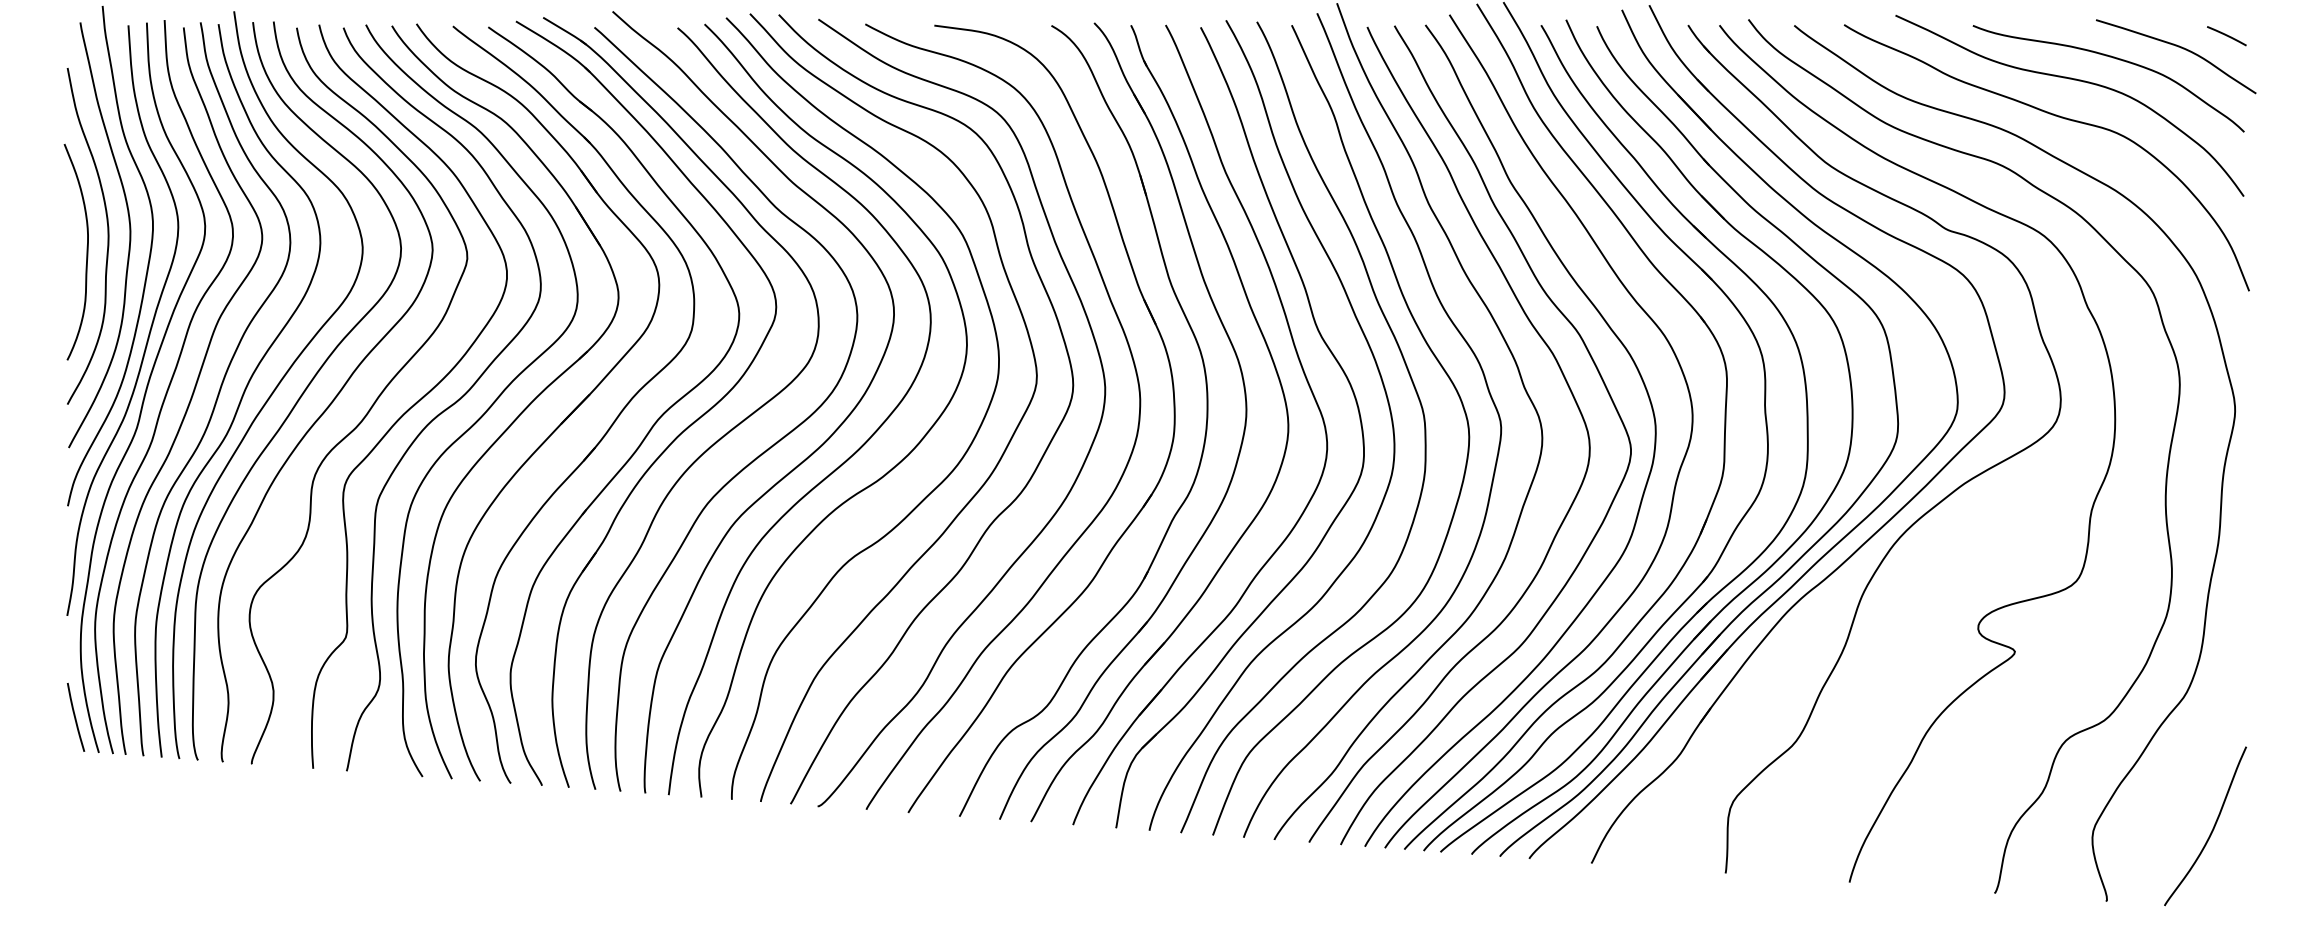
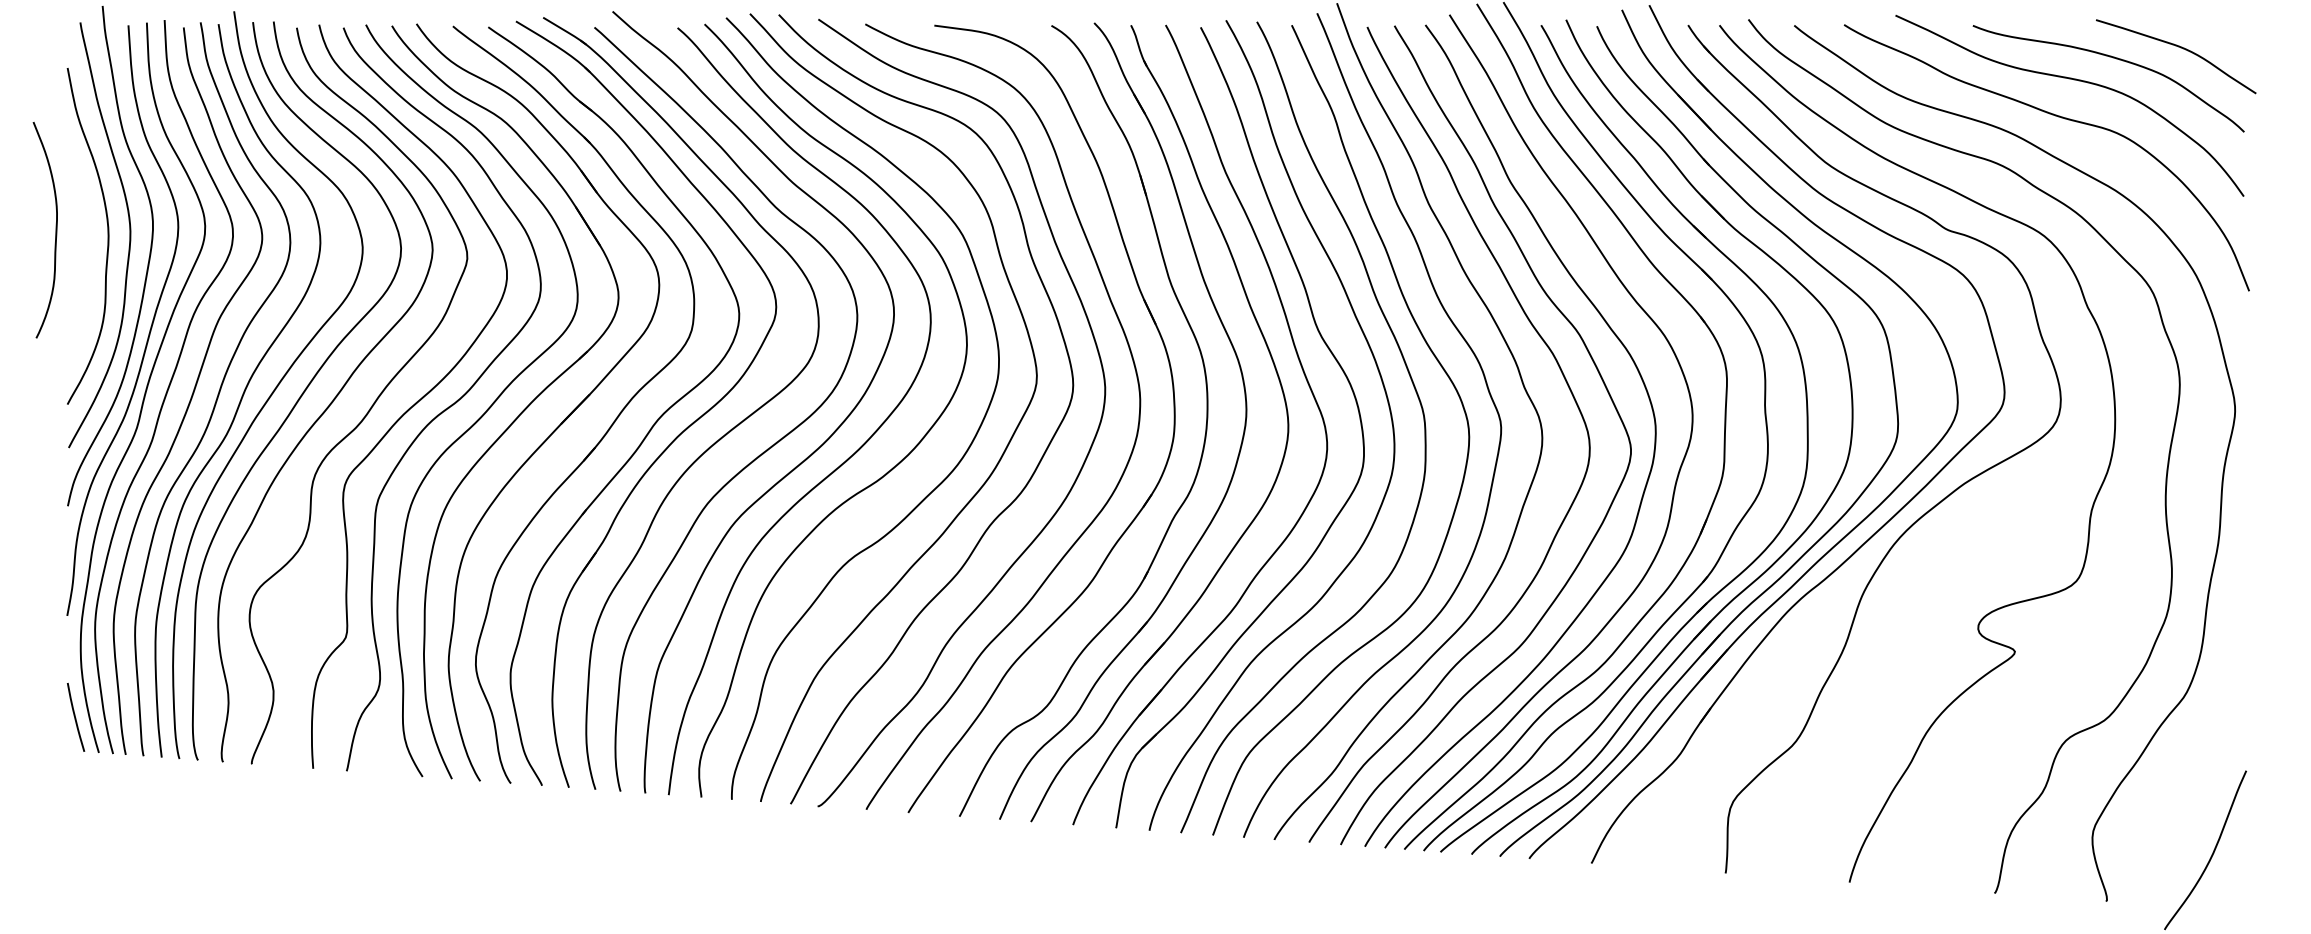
line: present -> none (2226, 36)
curve position: (86, 252) -> (55, 230) (55, 230)
curve position: (2211, 830) -> (2211, 854) (2211, 854)
